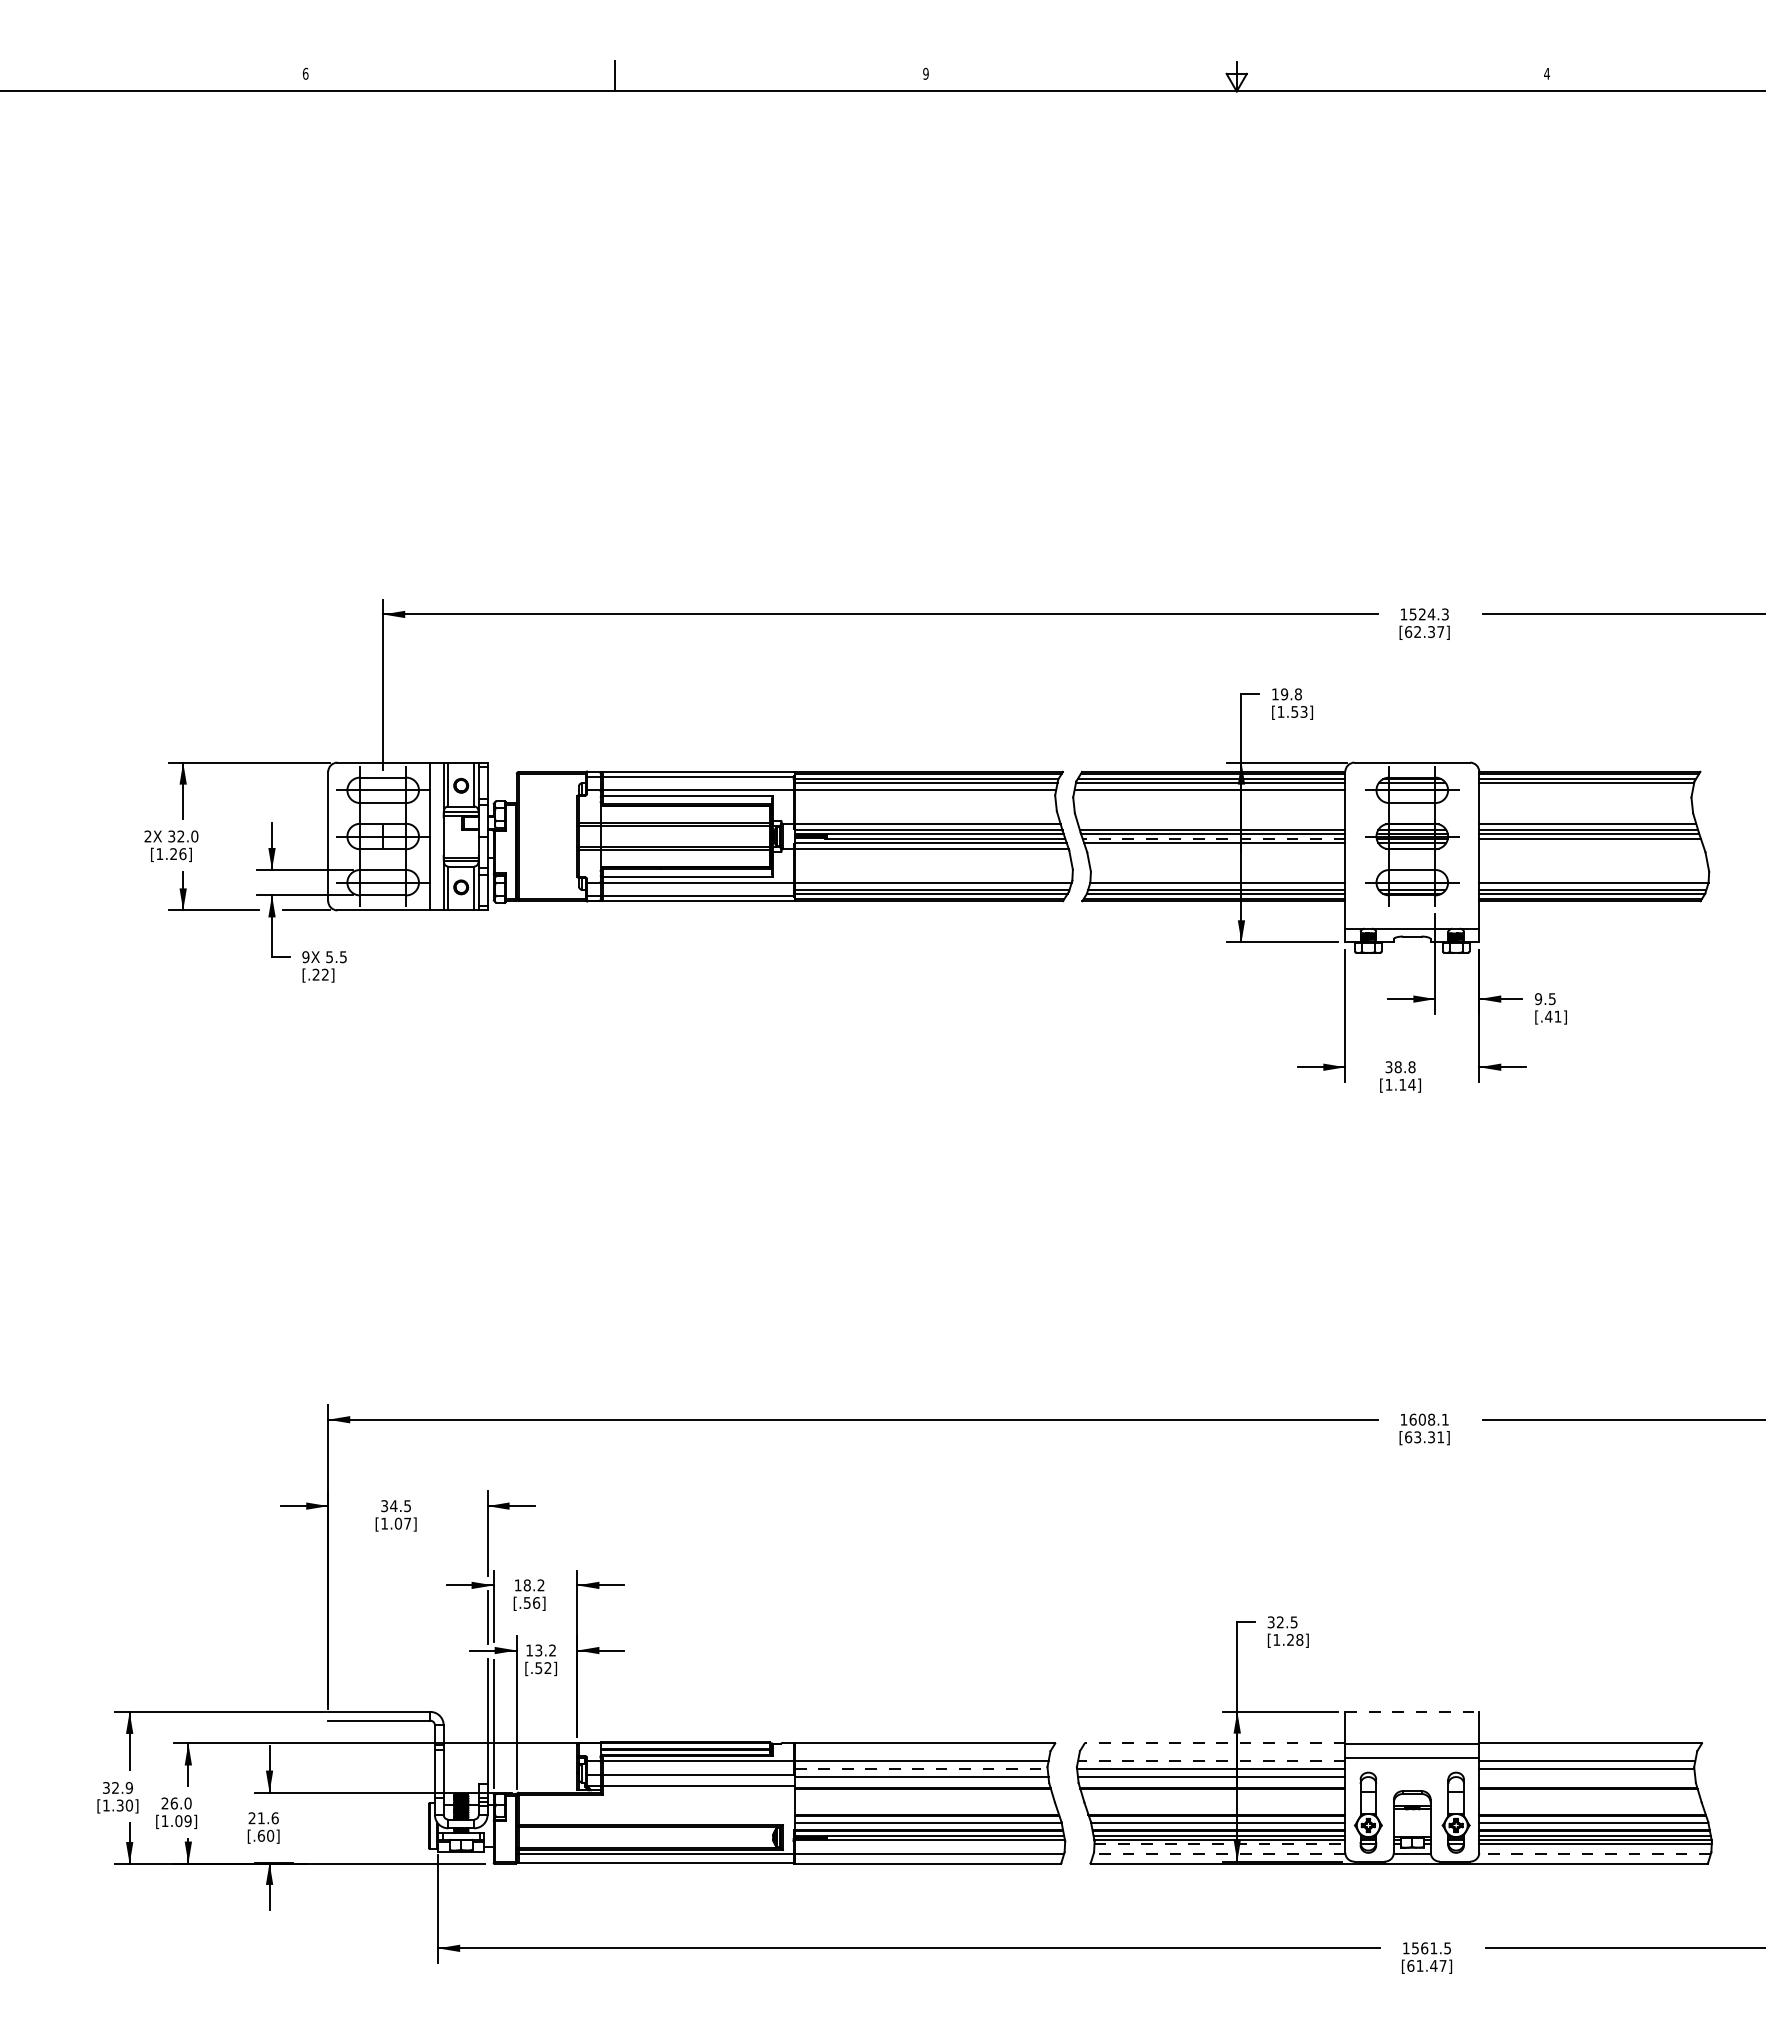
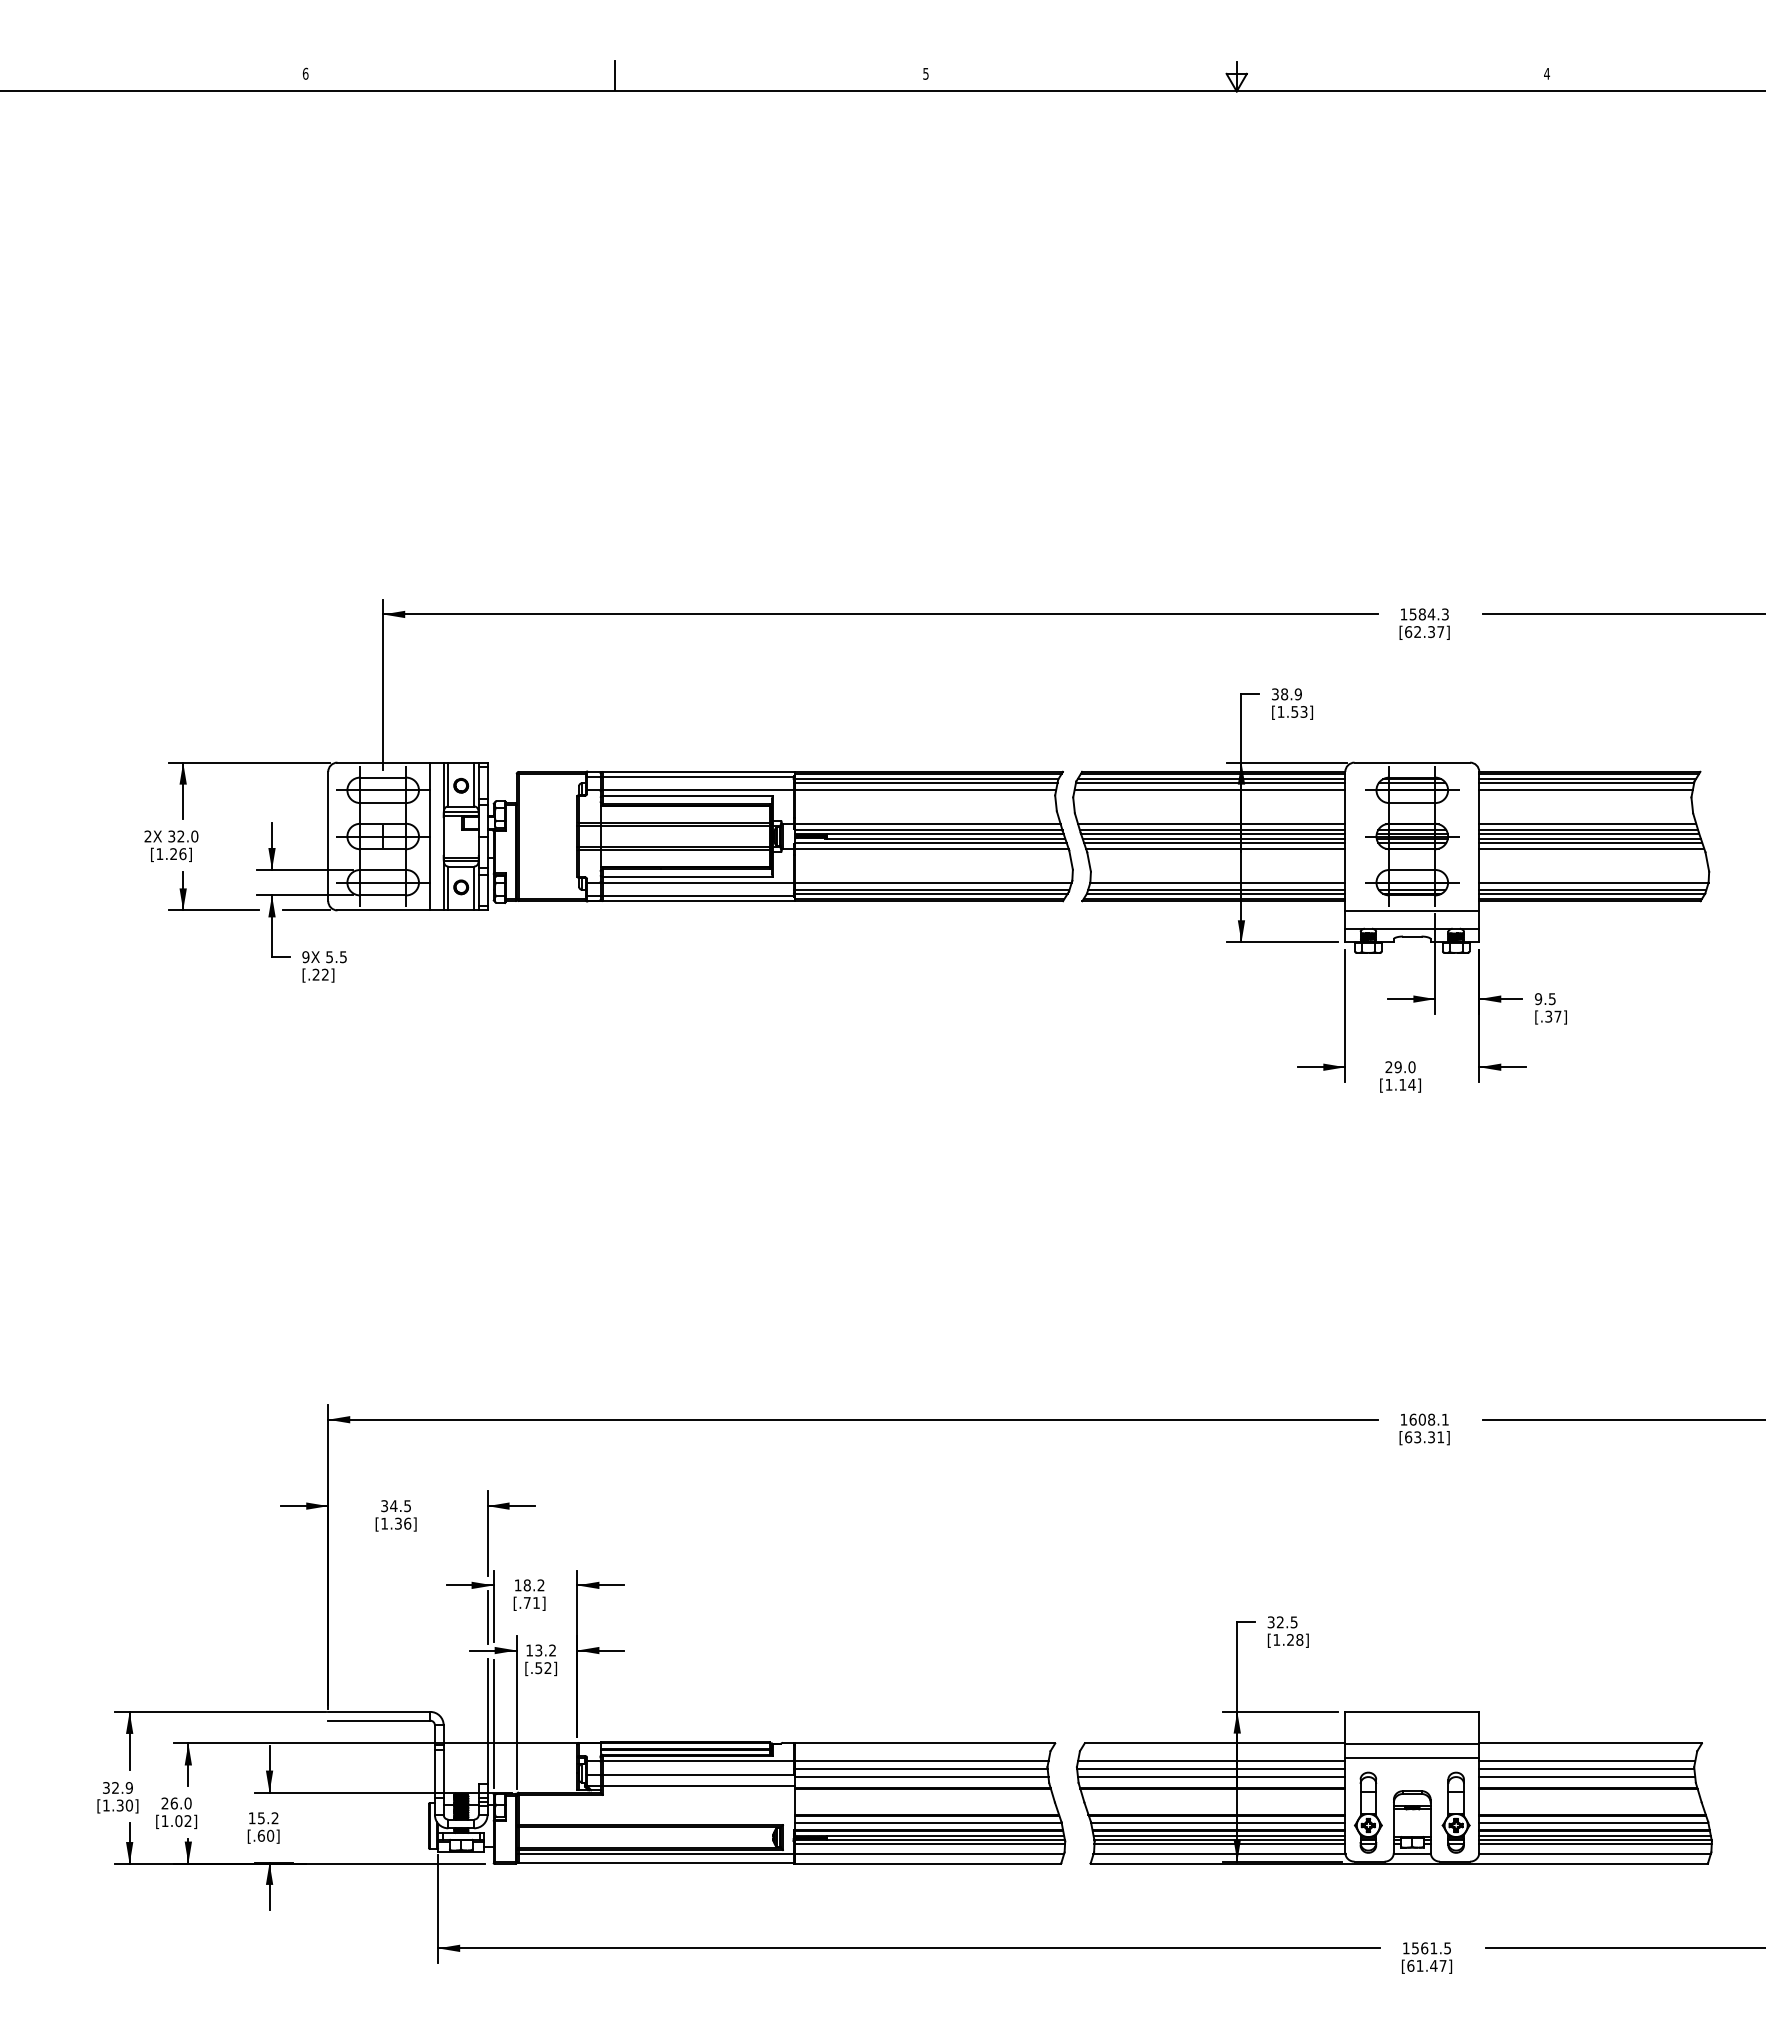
text: 9 -> 5 (925, 73)
text: 1524.3 -> 1584.3 (1421, 614)
text: 19.8 -> 38.9 (1286, 694)
line: none -> present (1585, 790)
line: none -> present (1211, 824)
line: dashed -> solid (1213, 838)
line: none -> present (1590, 842)
line: none -> present (1215, 848)
line: none -> present (1591, 848)
line: none -> present (1412, 911)
text: [.41] -> [.37] (1553, 1016)
text: 38.8 -> 29.0 (1400, 1067)
text: [1.07] -> [1.36] (402, 1523)
text: [.56] -> [.71] (531, 1602)
line: dashed -> solid (1412, 1711)
line: dashed -> solid (1214, 1743)
line: dashed -> solid (1211, 1761)
line: dashed -> solid (921, 1769)
line: none -> present (1587, 1777)
text: 21.6 -> 15.2 (263, 1818)
text: [1.09] -> [1.02] (187, 1821)
line: none -> present (929, 1844)
line: dashed -> solid (1220, 1844)
line: dashed -> solid (1218, 1854)
line: dashed -> solid (1594, 1854)
